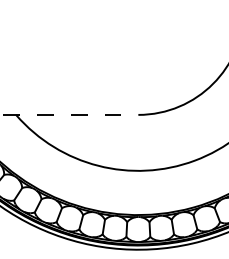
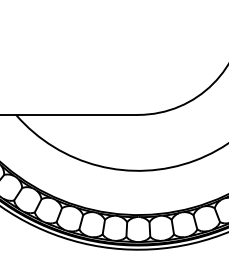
line: dashed -> solid (69, 114)
